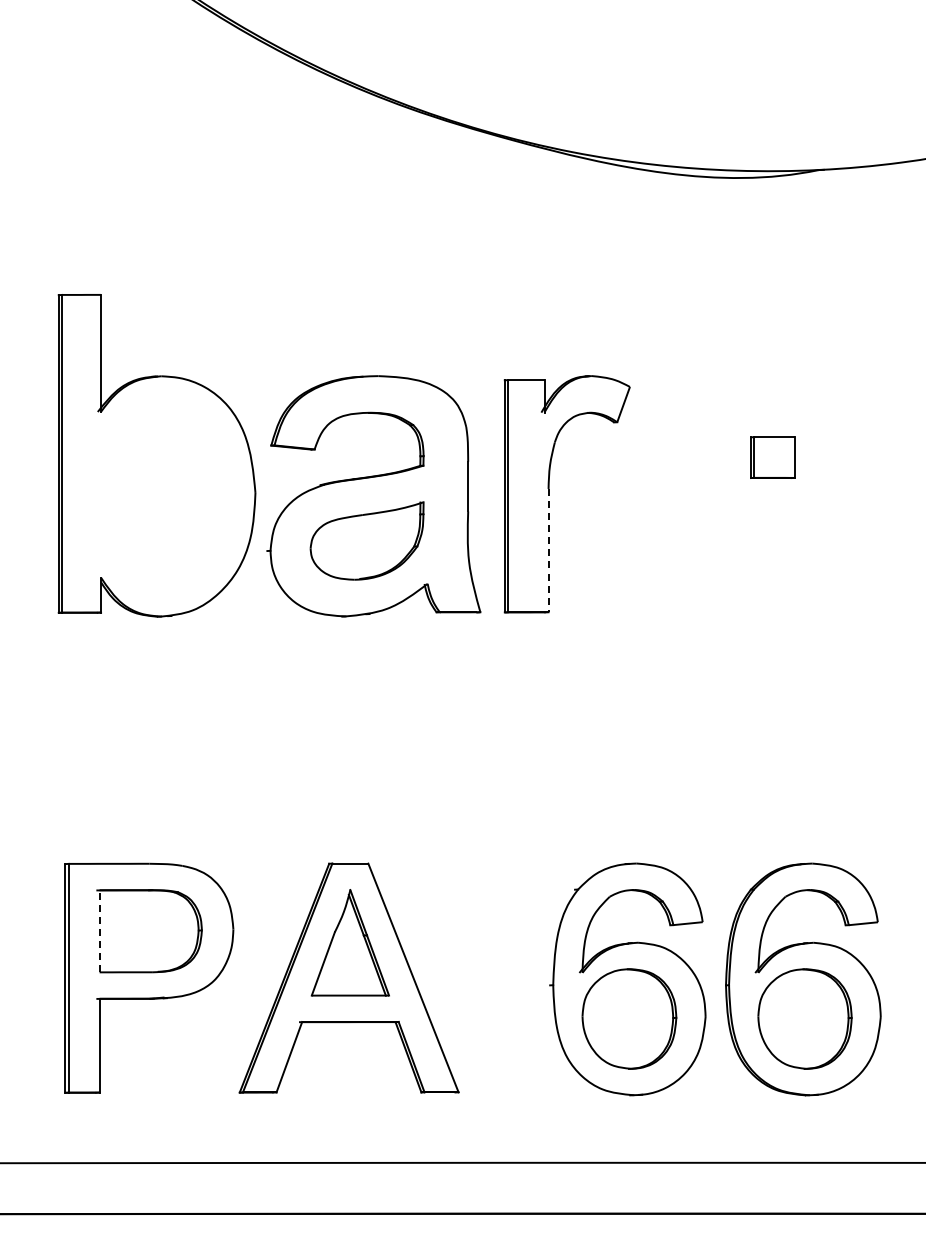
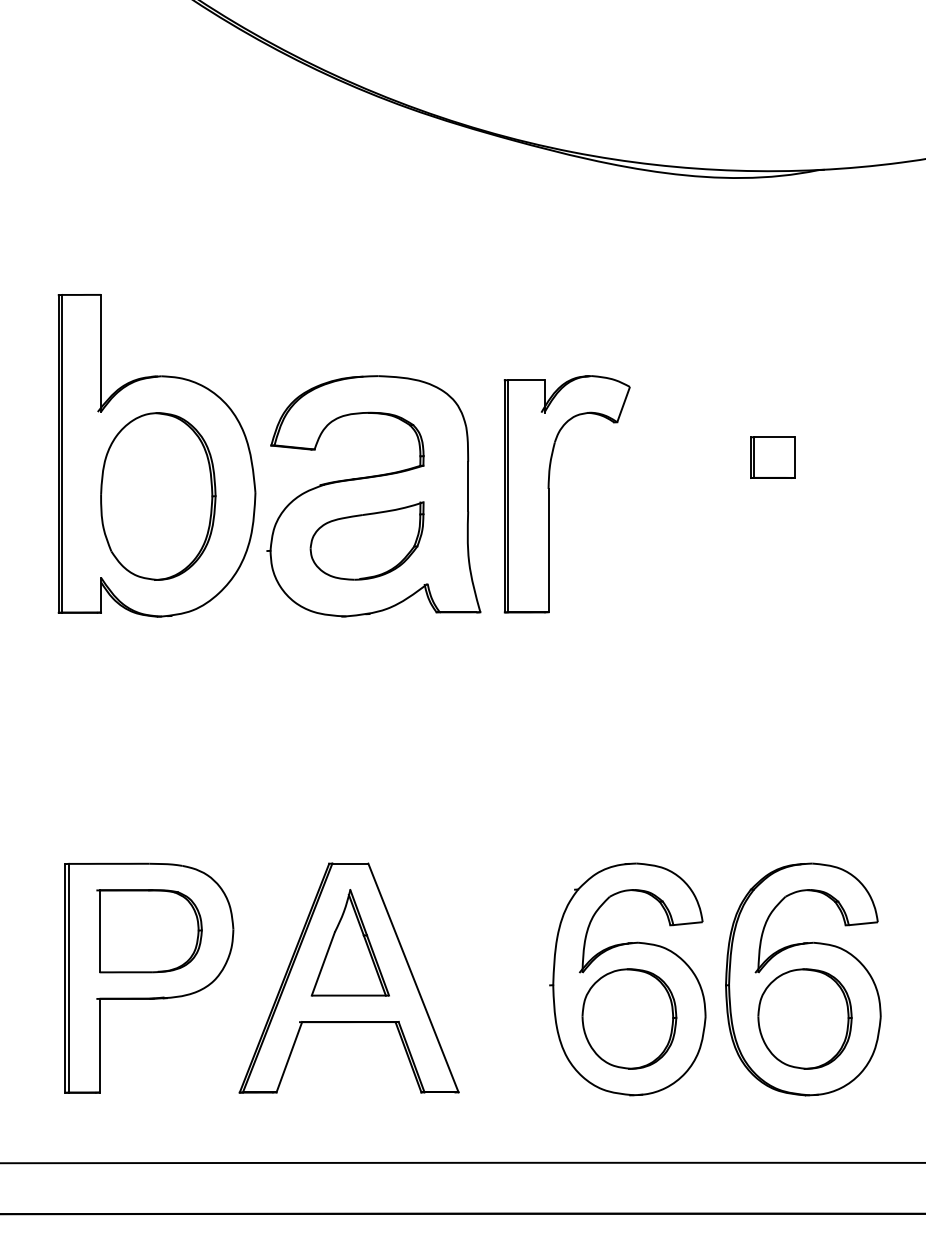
part: none -> present (158, 496)
line: dashed -> solid (548, 550)
line: dashed -> solid (99, 930)
